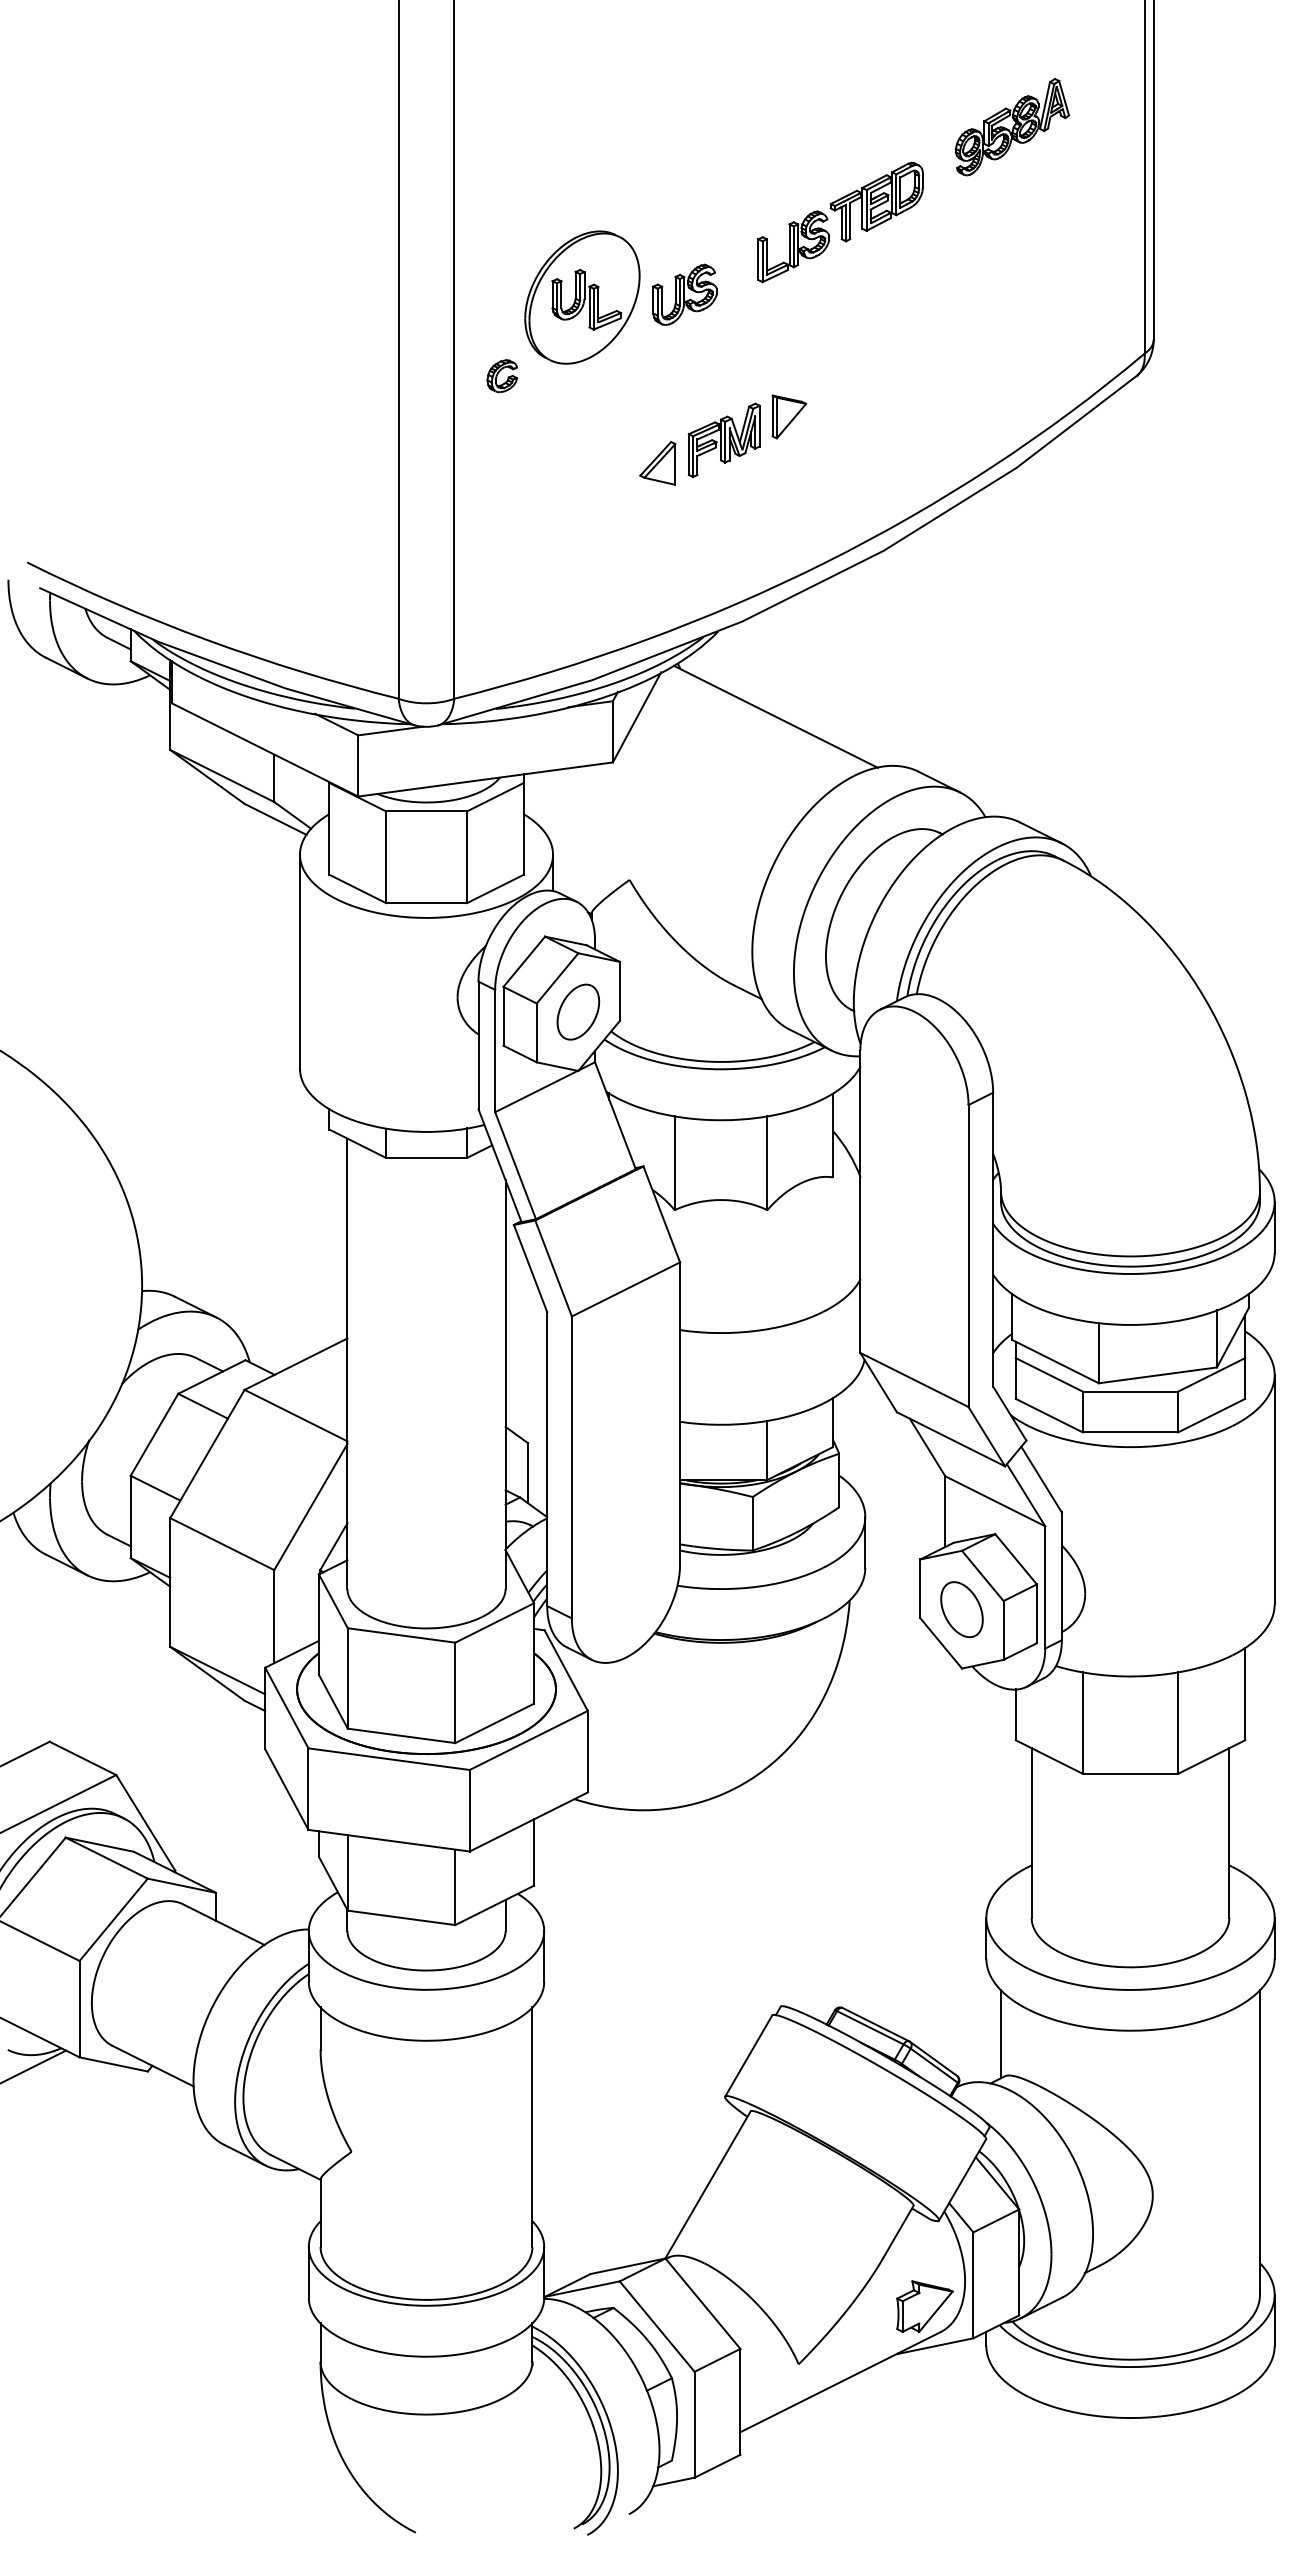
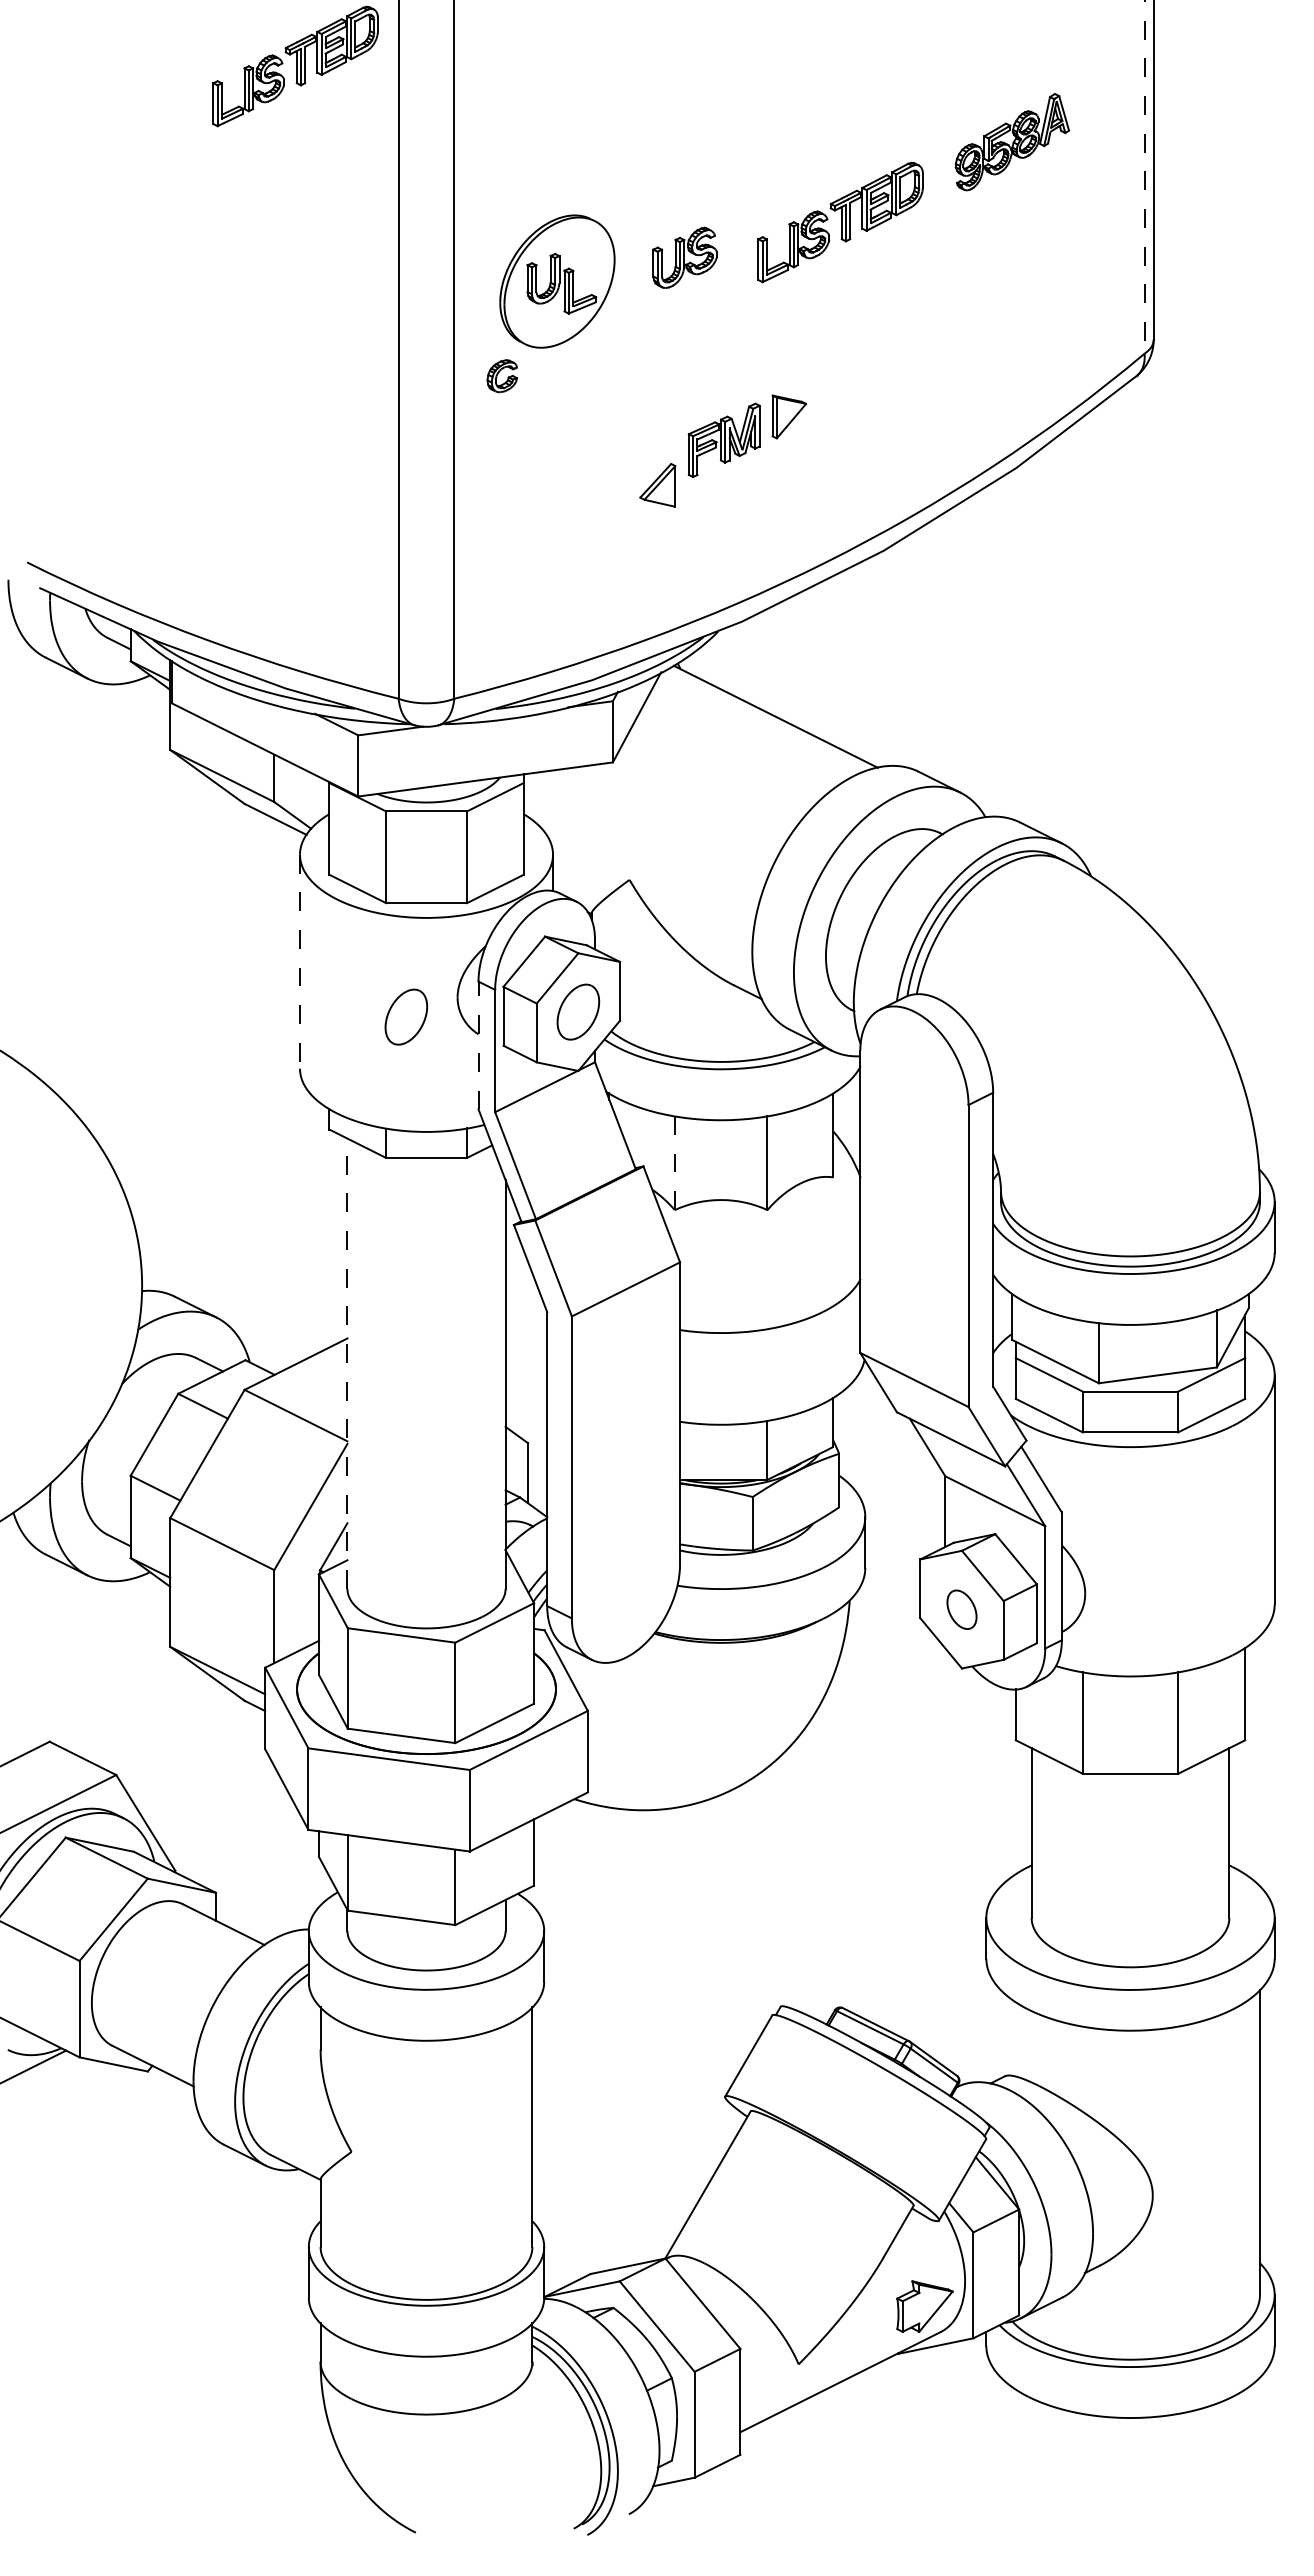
part: none -> present (295, 66)
part position: (1011, 127) -> (1011, 142) (1011, 142)
line: solid -> dashed (1144, 177)
part position: (684, 294) -> (684, 257) (684, 257)
part position: (582, 297) -> (557, 281) (557, 281)
part position: (657, 463) -> (657, 485) (657, 485)
line: solid -> dashed (300, 962)
part: none -> present (406, 1016)
line: solid -> dashed (478, 1045)
line: solid -> dashed (674, 1163)
line: solid -> dashed (347, 1363)
part size: 44x58 px -> 32x41 px (961, 1609)
line: present -> none (1001, 2034)
